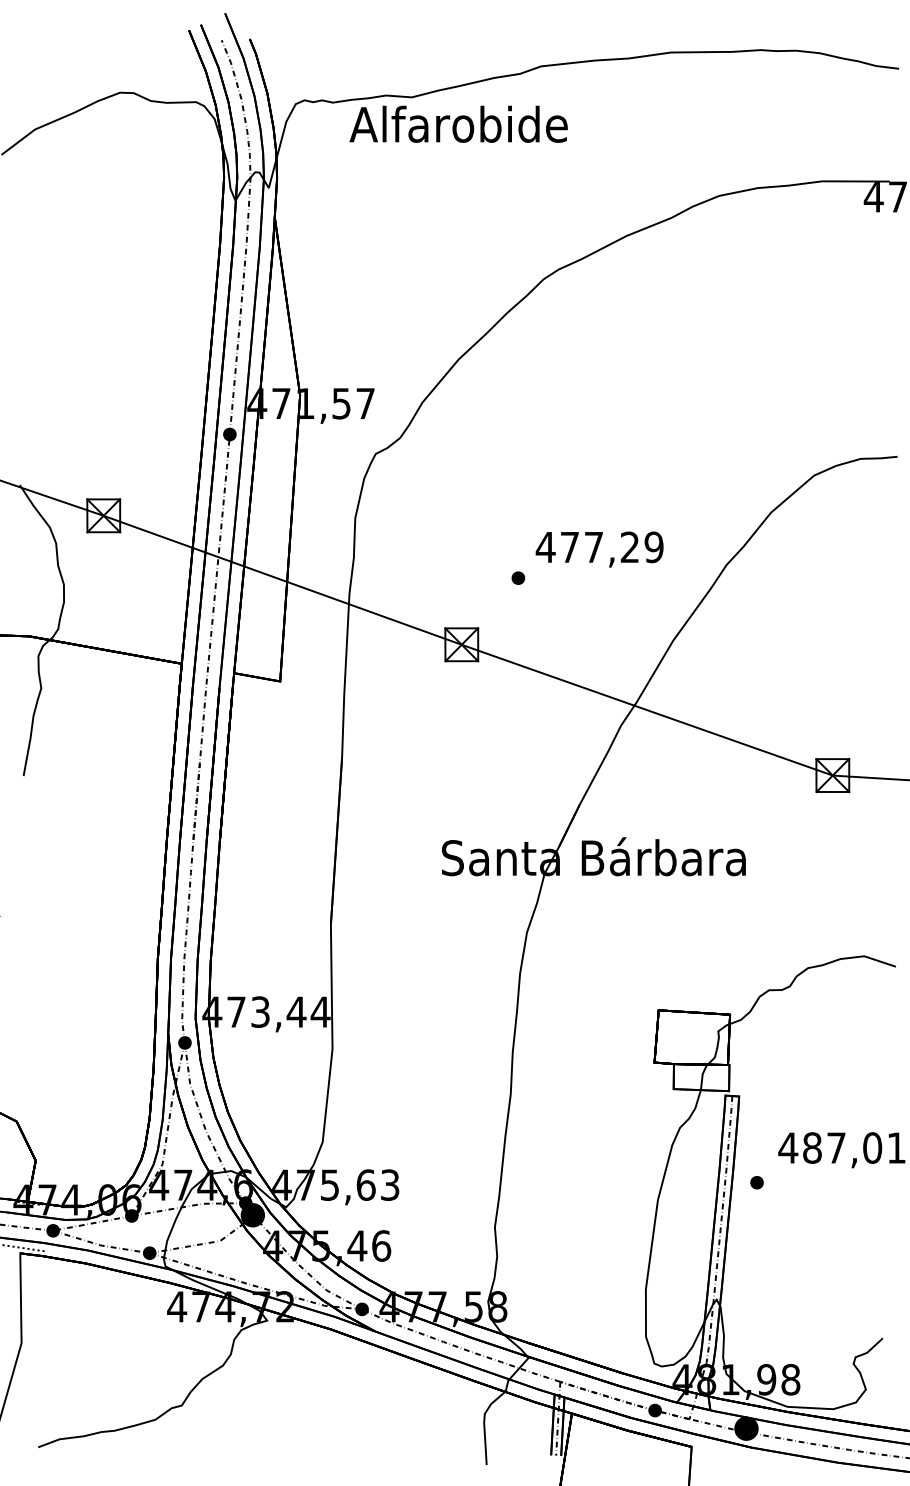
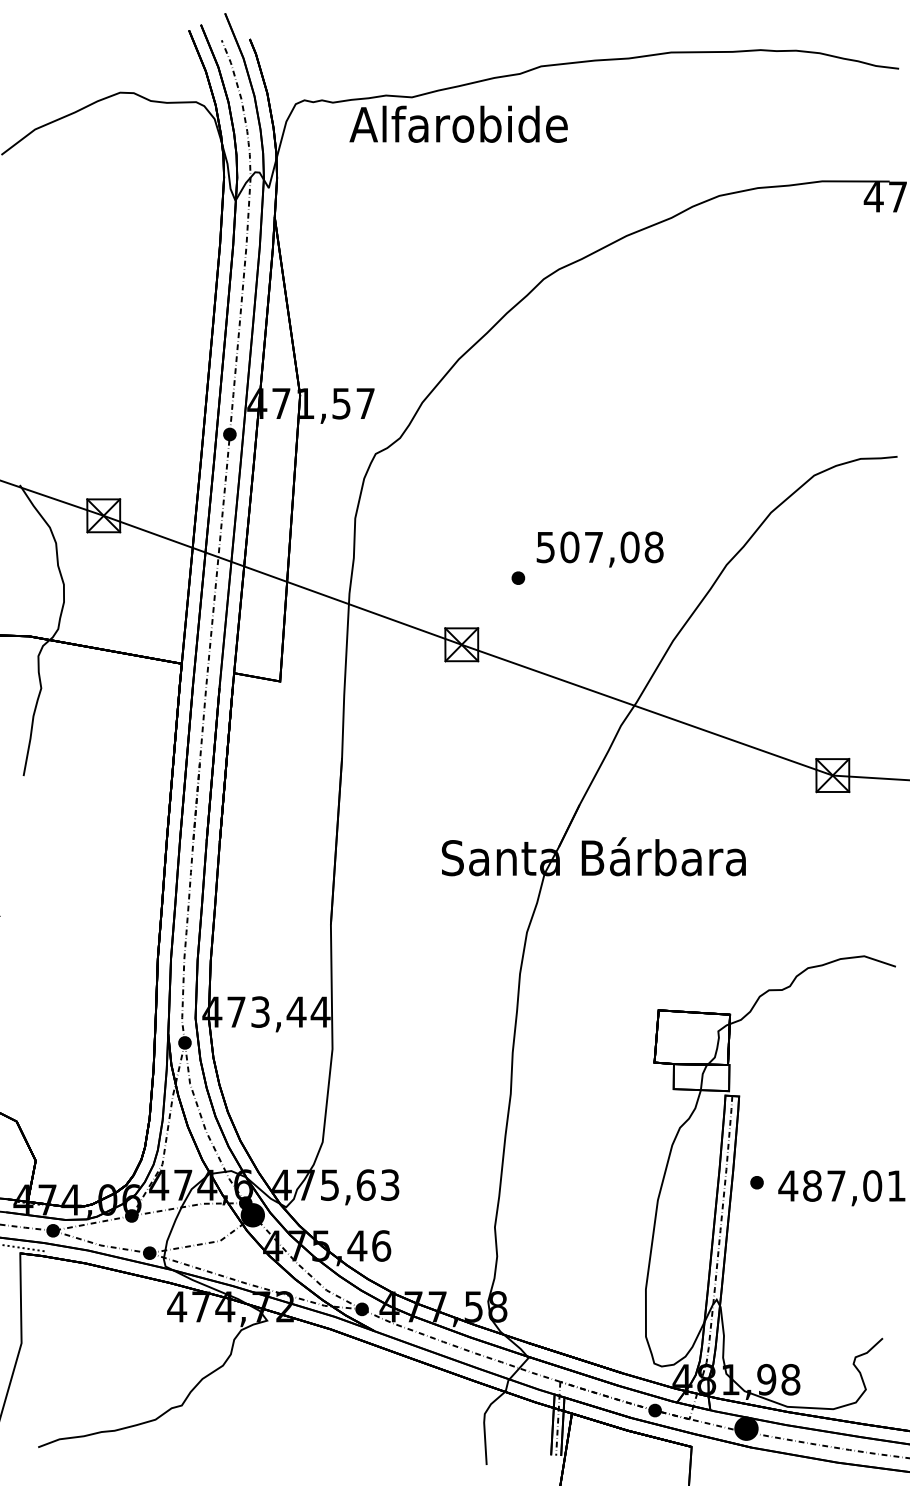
text: 477,29 -> 507,08 (599, 547)
text position: (841, 1150) -> (841, 1188) (841, 1188)
